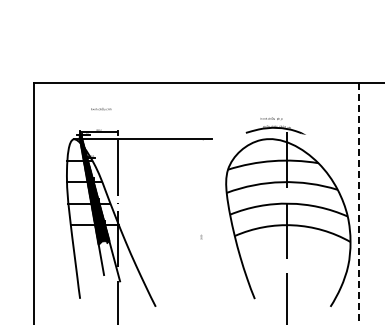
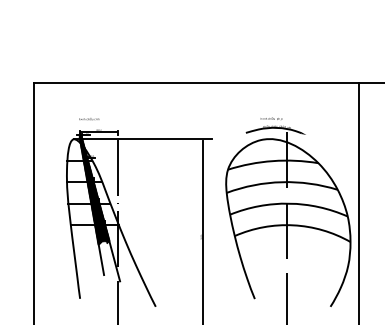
text position: (101, 109) -> (89, 119) (89, 119)
line: dashed -> solid (359, 203)
line: none -> present (203, 230)
